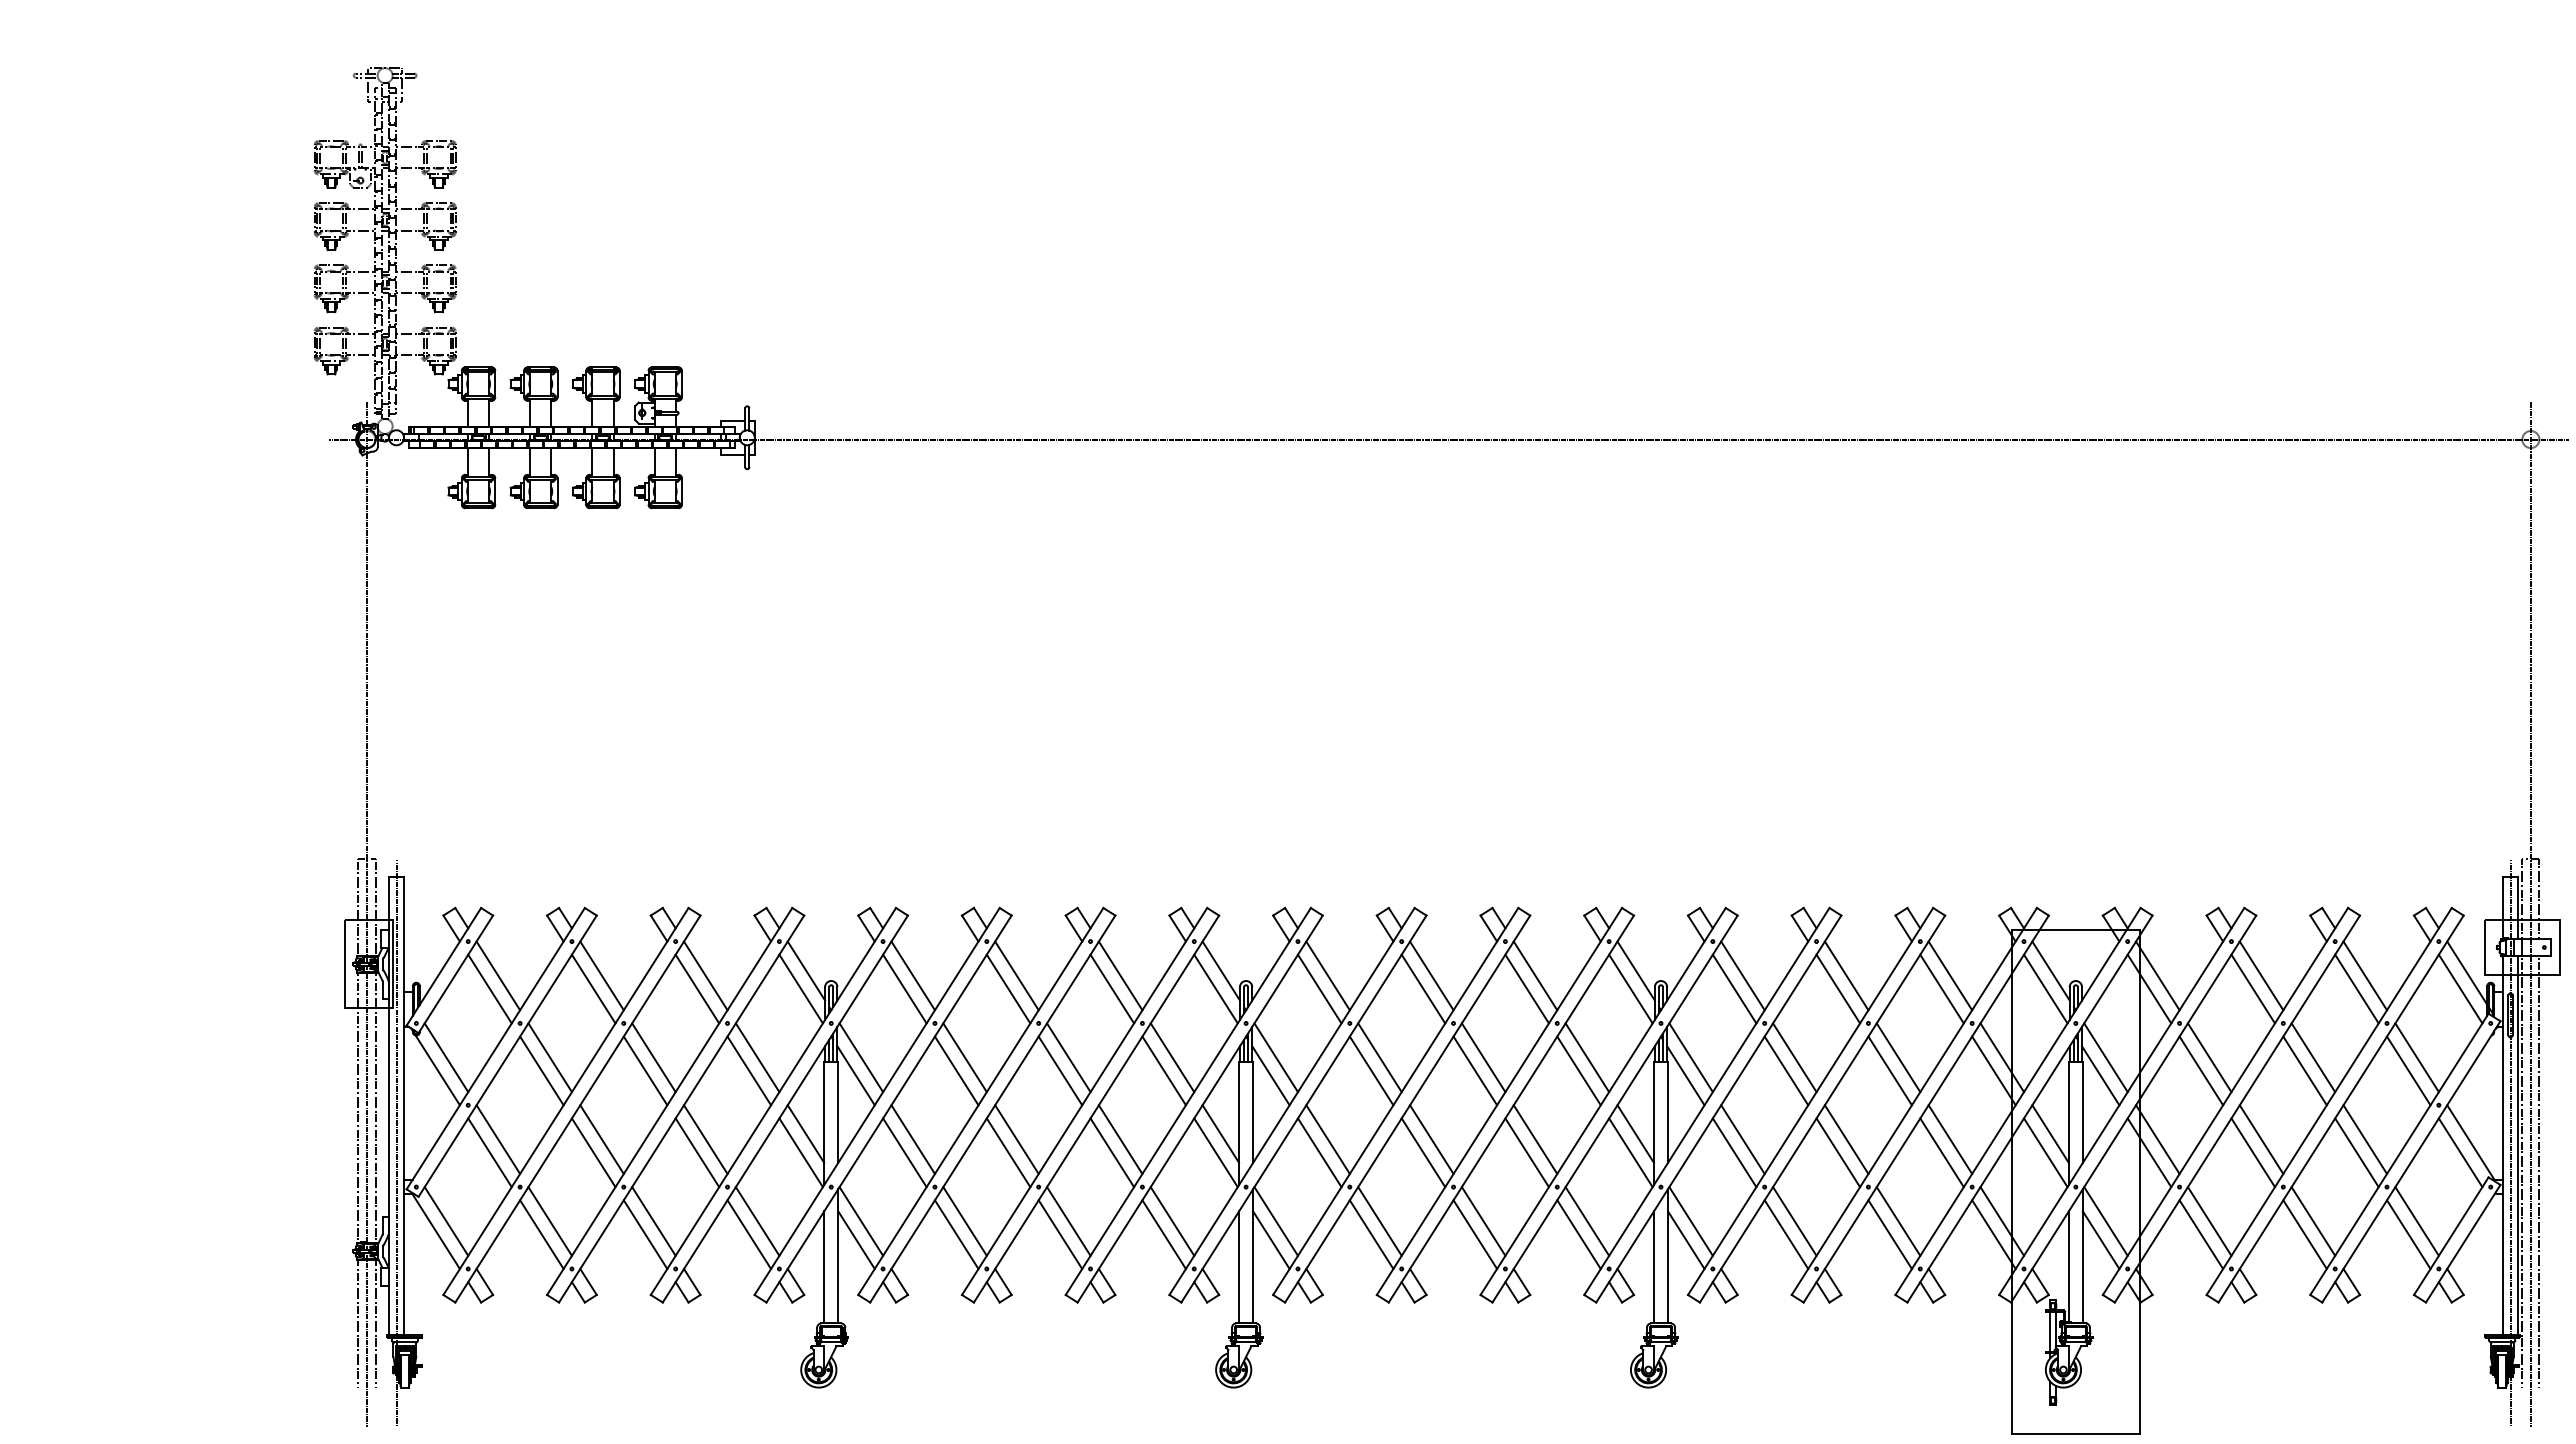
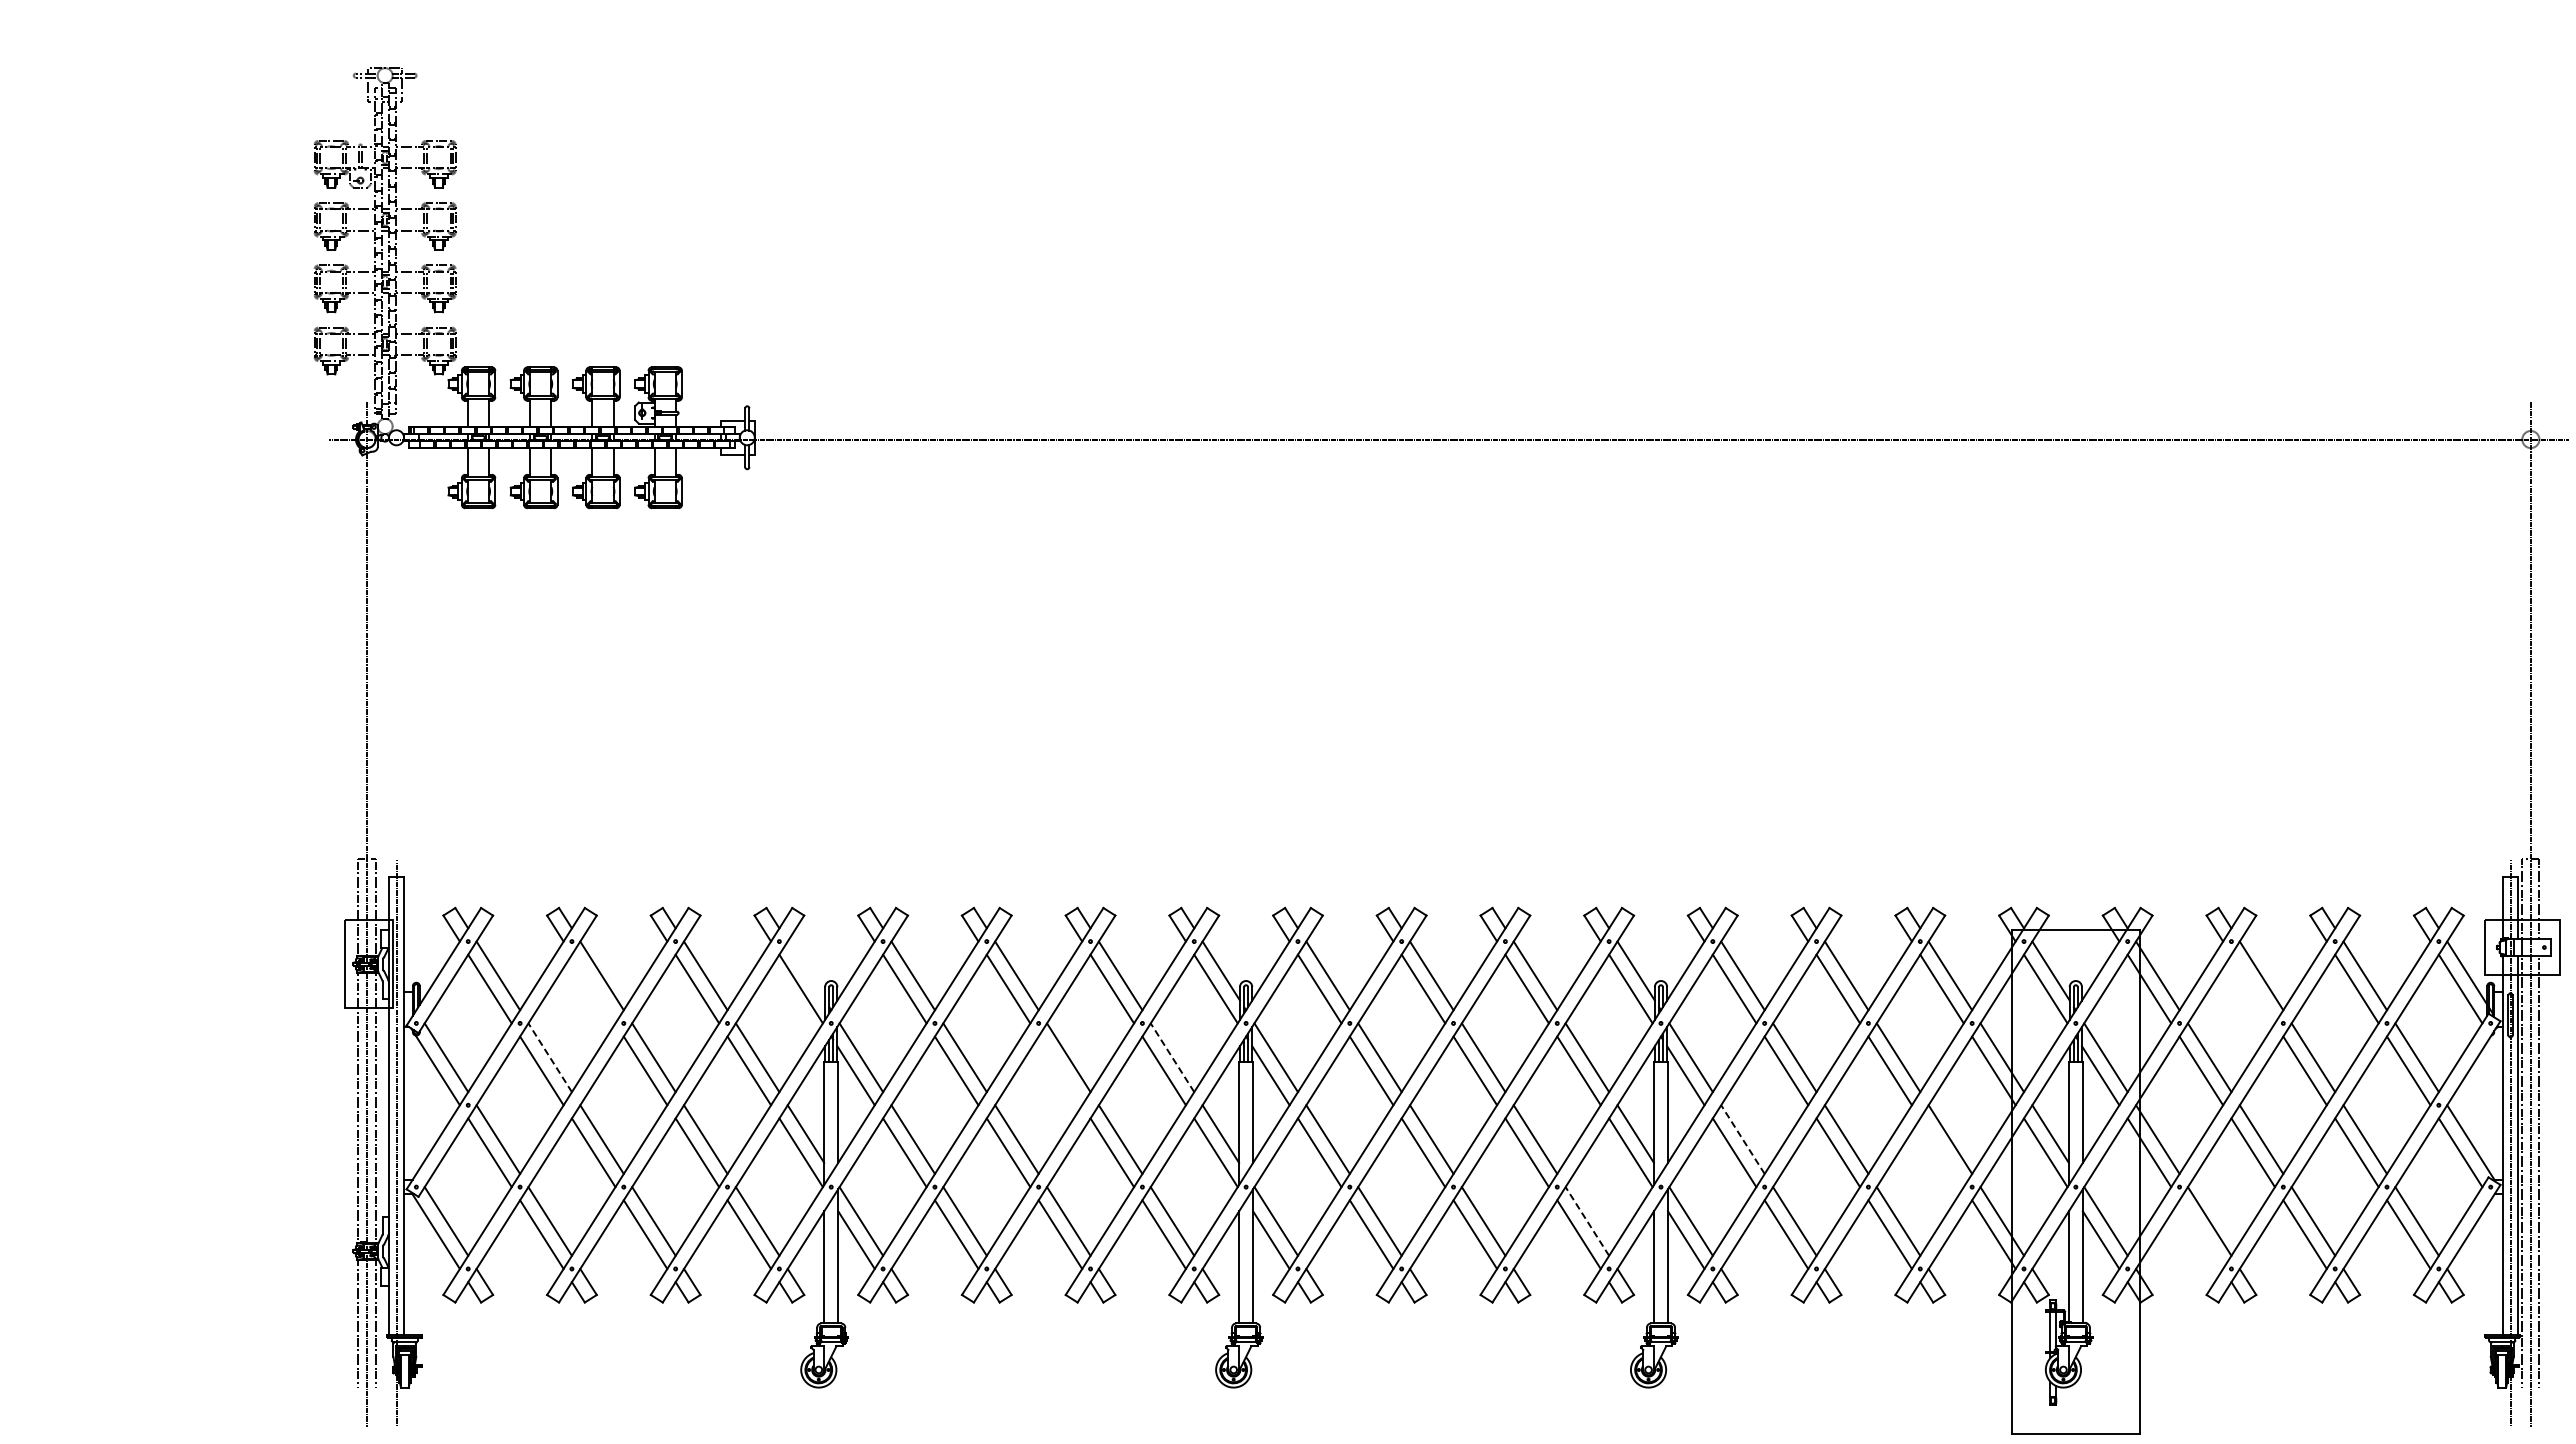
line: present -> none (806, 970)
line: present -> none (593, 988)
line: present -> none (2252, 988)
line: solid -> dashed (550, 1057)
line: solid -> dashed (1172, 1057)
line: present -> none (1060, 1070)
line: solid -> dashed (1742, 1139)
line: present -> none (1941, 1152)
line: solid -> dashed (1587, 1221)
line: present -> none (2201, 1234)
